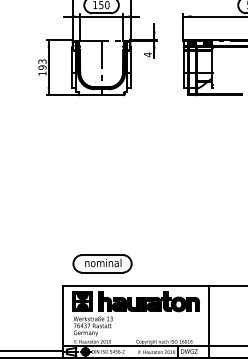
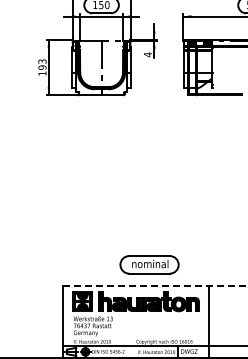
part position: (102, 263) -> (149, 264) (149, 264)
line: solid -> dashed (155, 286)
line: present -> none (32, 350)
